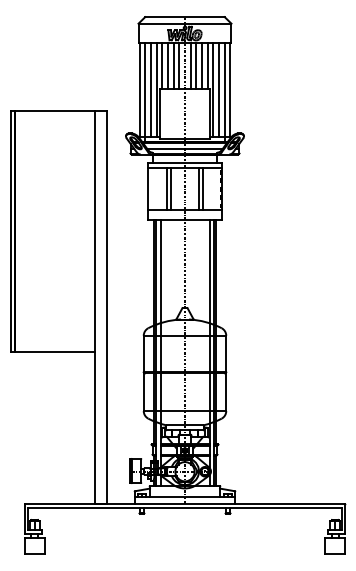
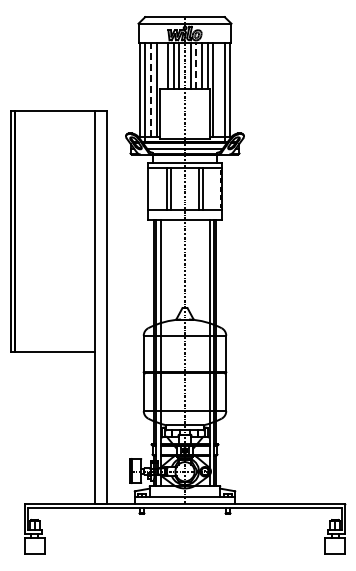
line: present -> none (162, 66)
line: solid -> dashed (196, 66)
line: solid -> dashed (151, 89)
line: present -> none (218, 89)
